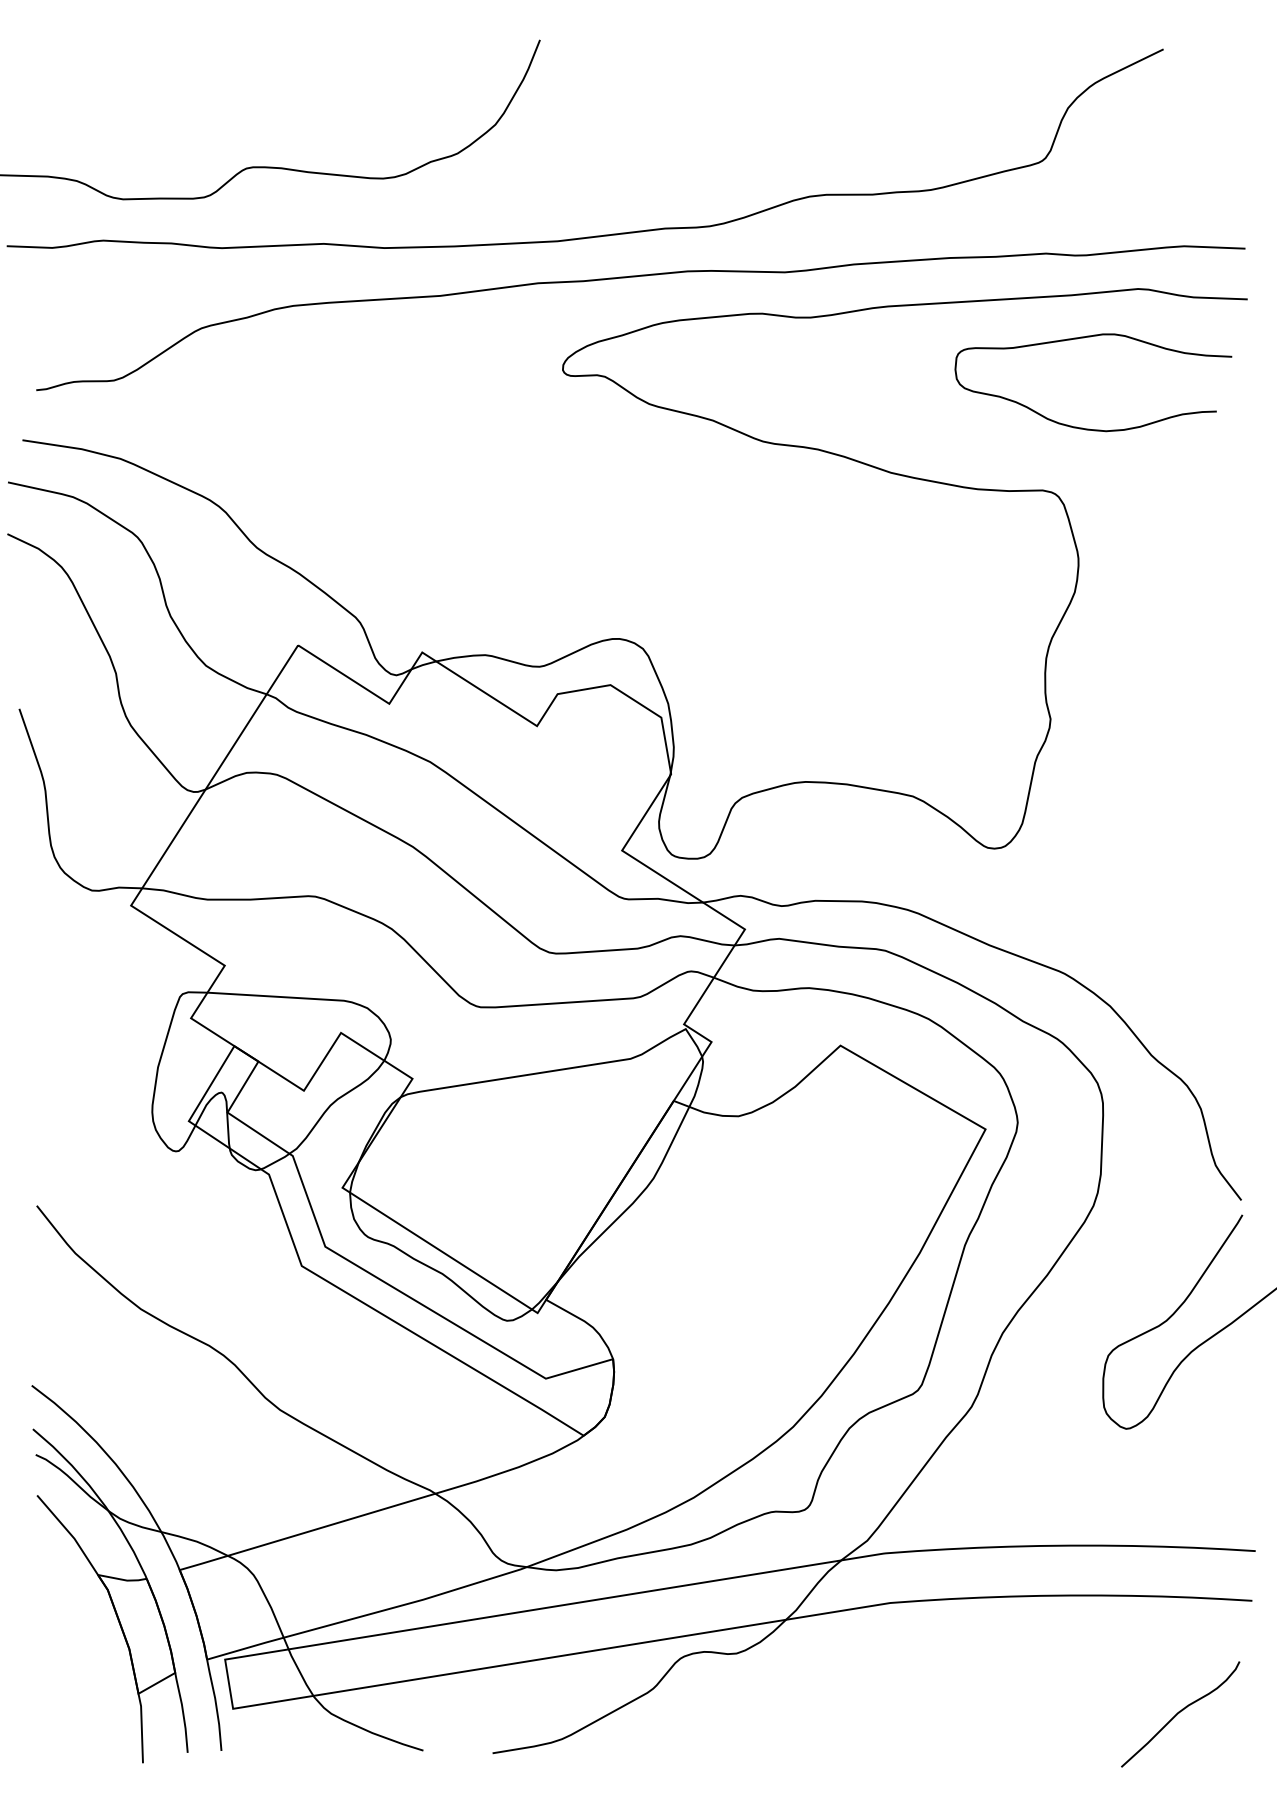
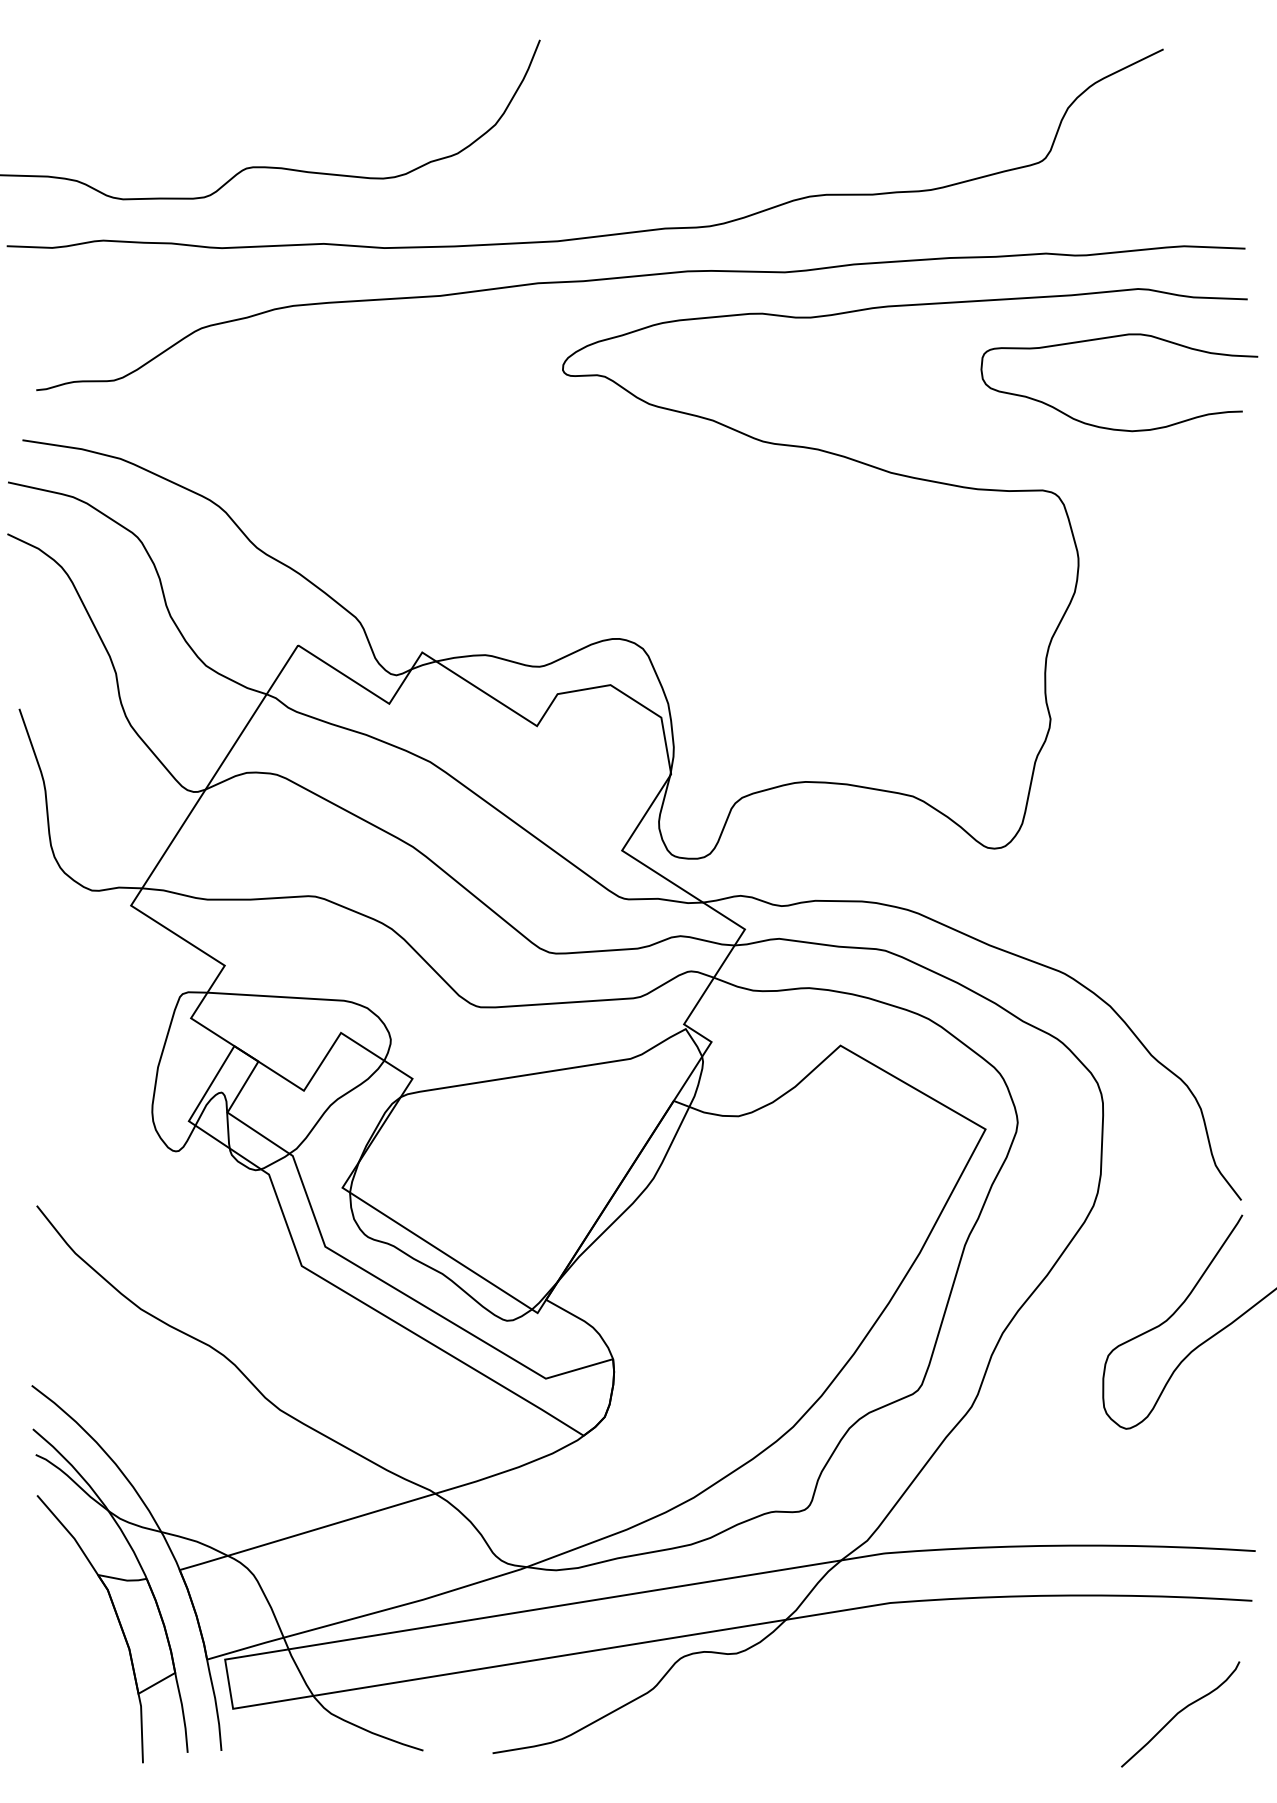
curve position: (1084, 338) -> (1110, 338) (1110, 338)
